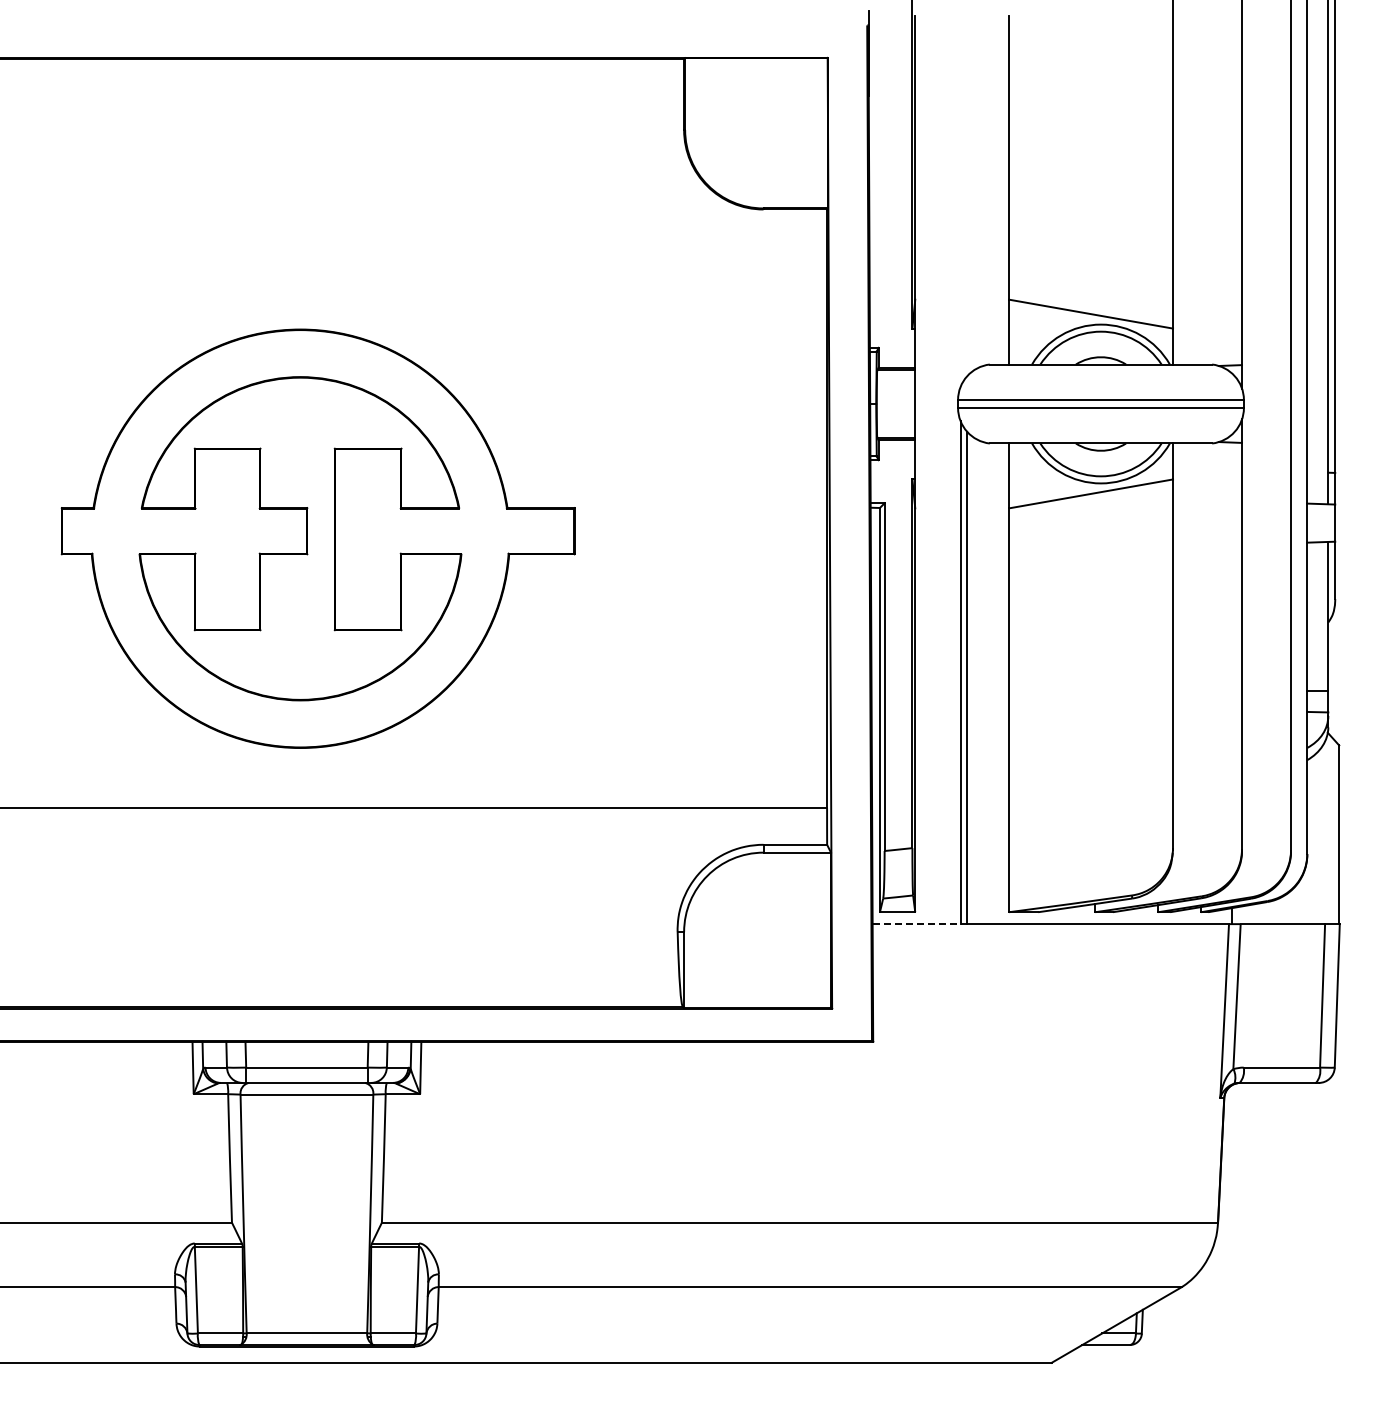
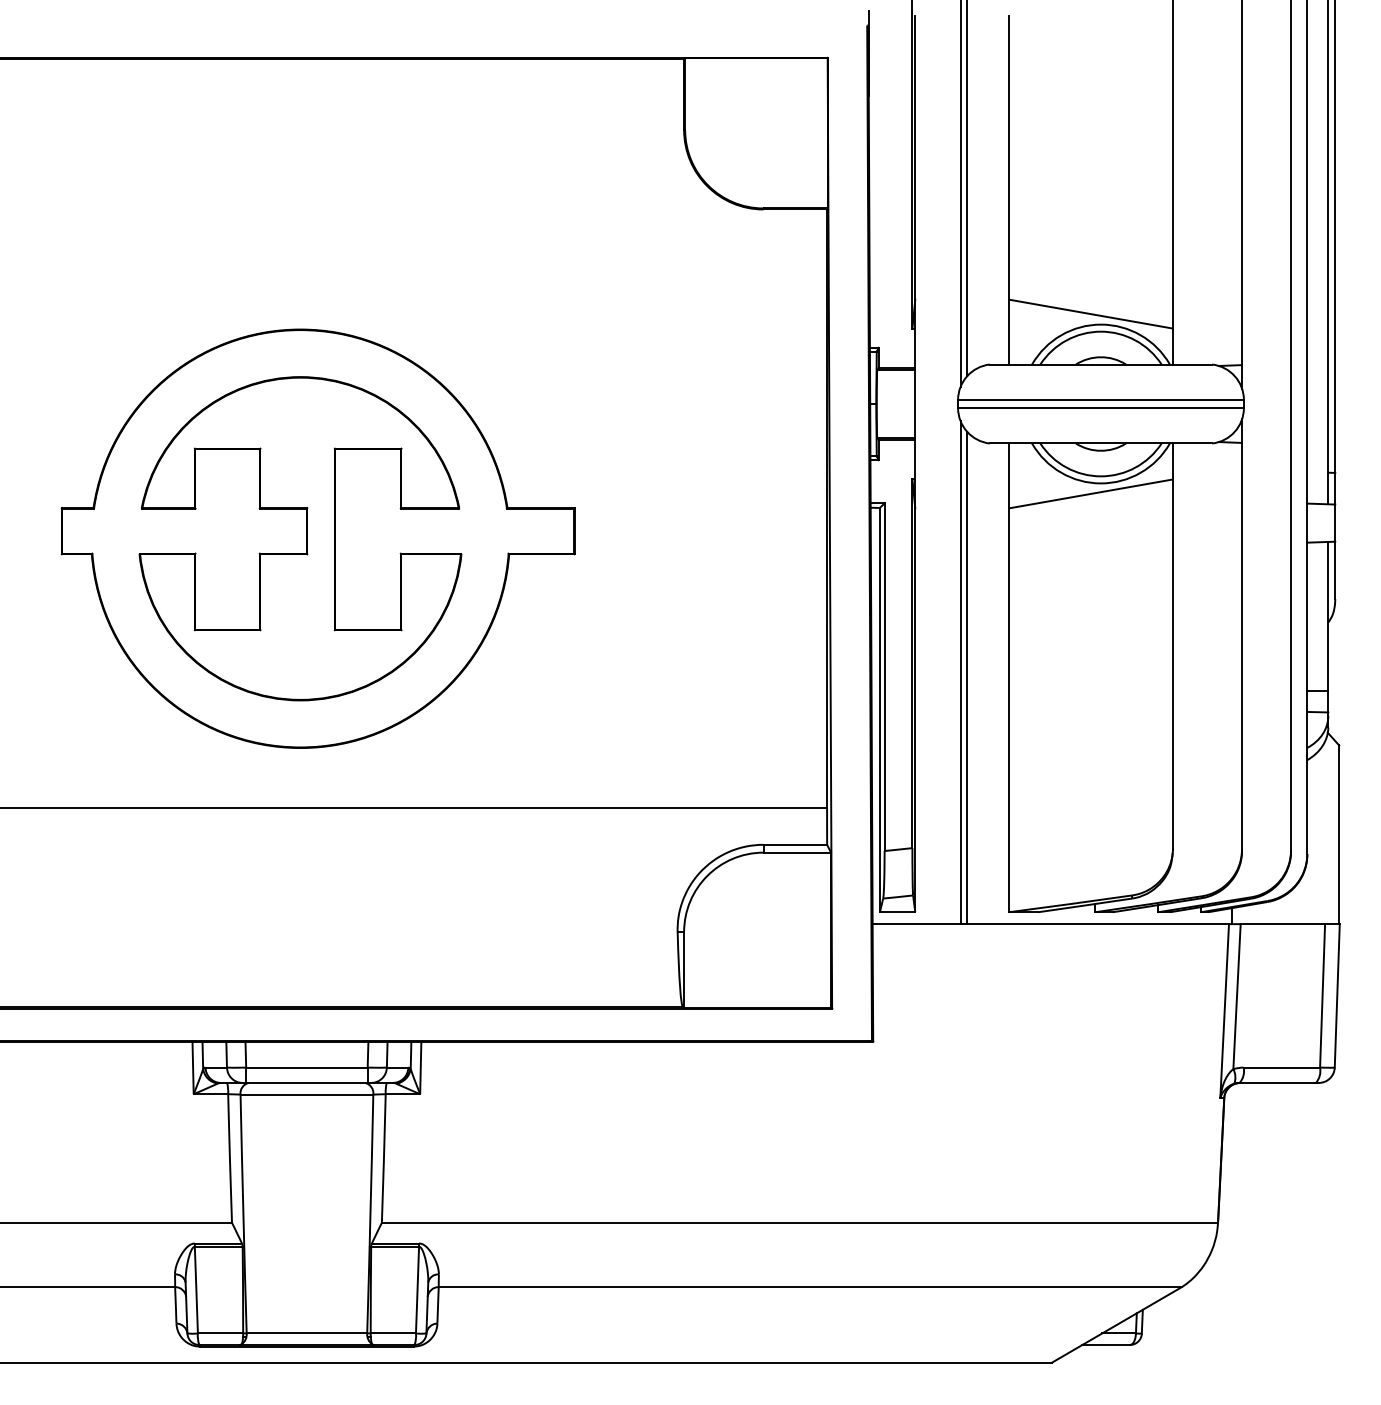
line: none -> present (967, 189)
line: none -> present (960, 194)
line: dashed -> solid (917, 924)
